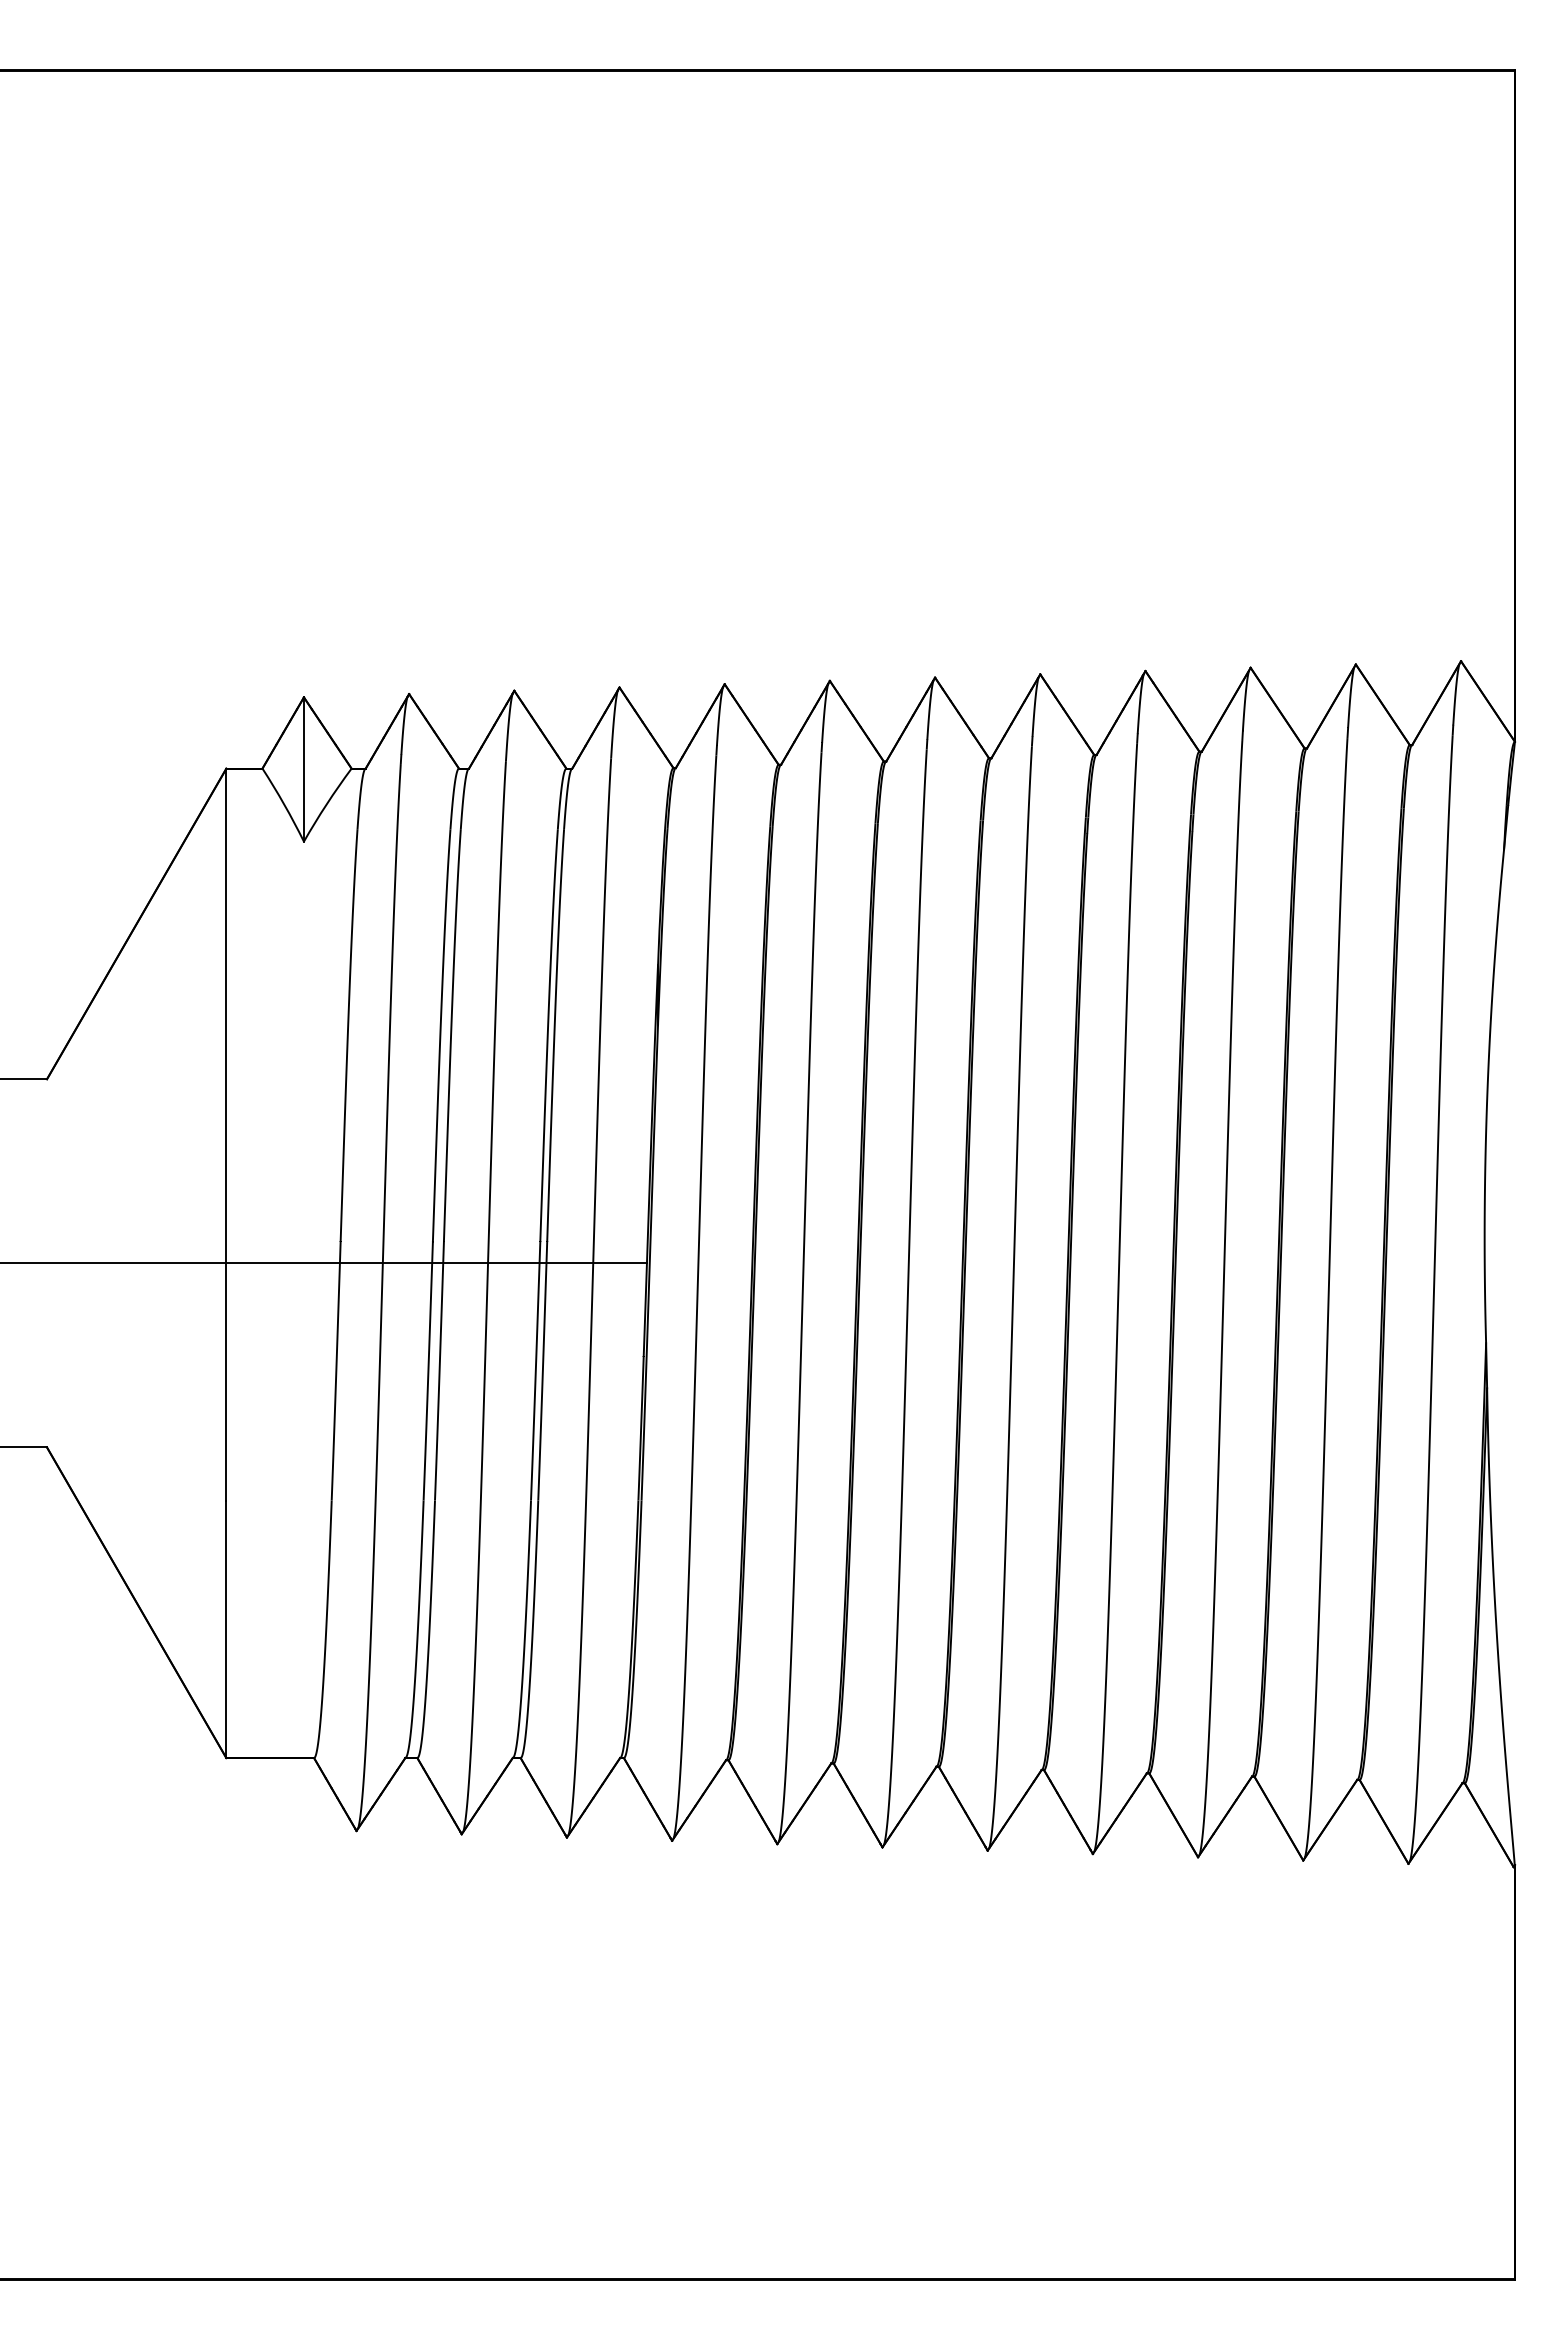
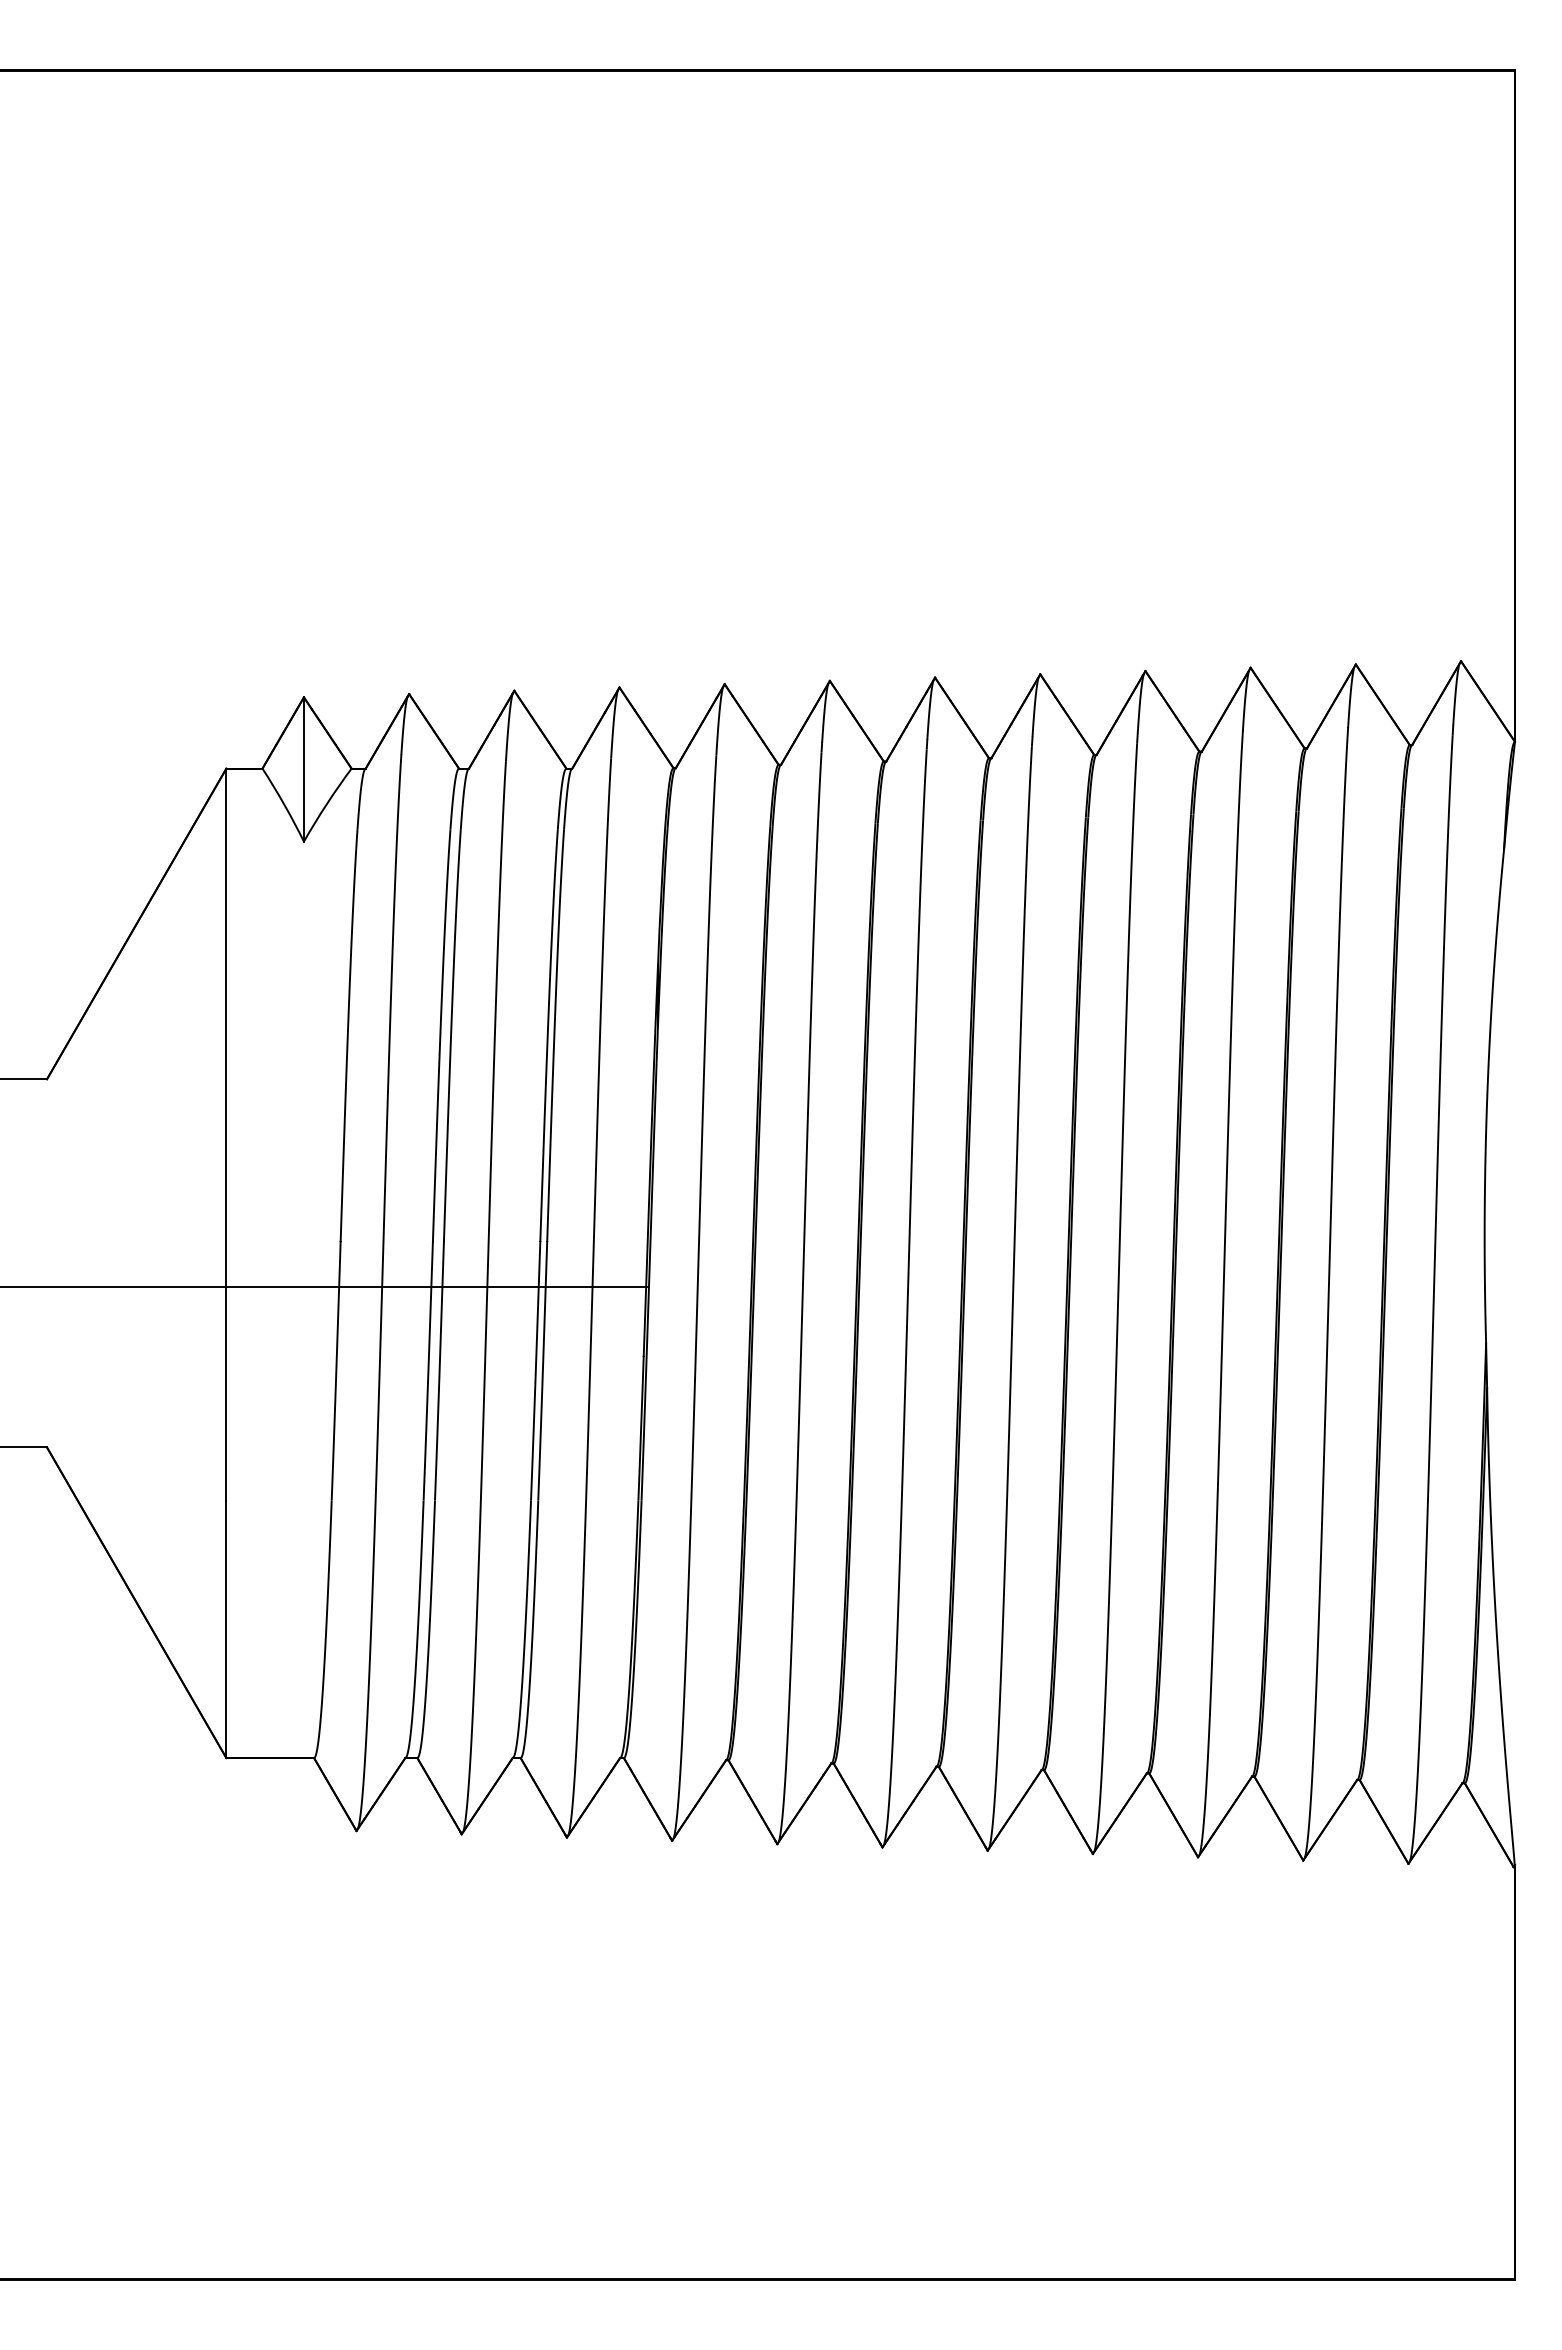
line position: (324, 1263) -> (324, 1287) (324, 1287)
